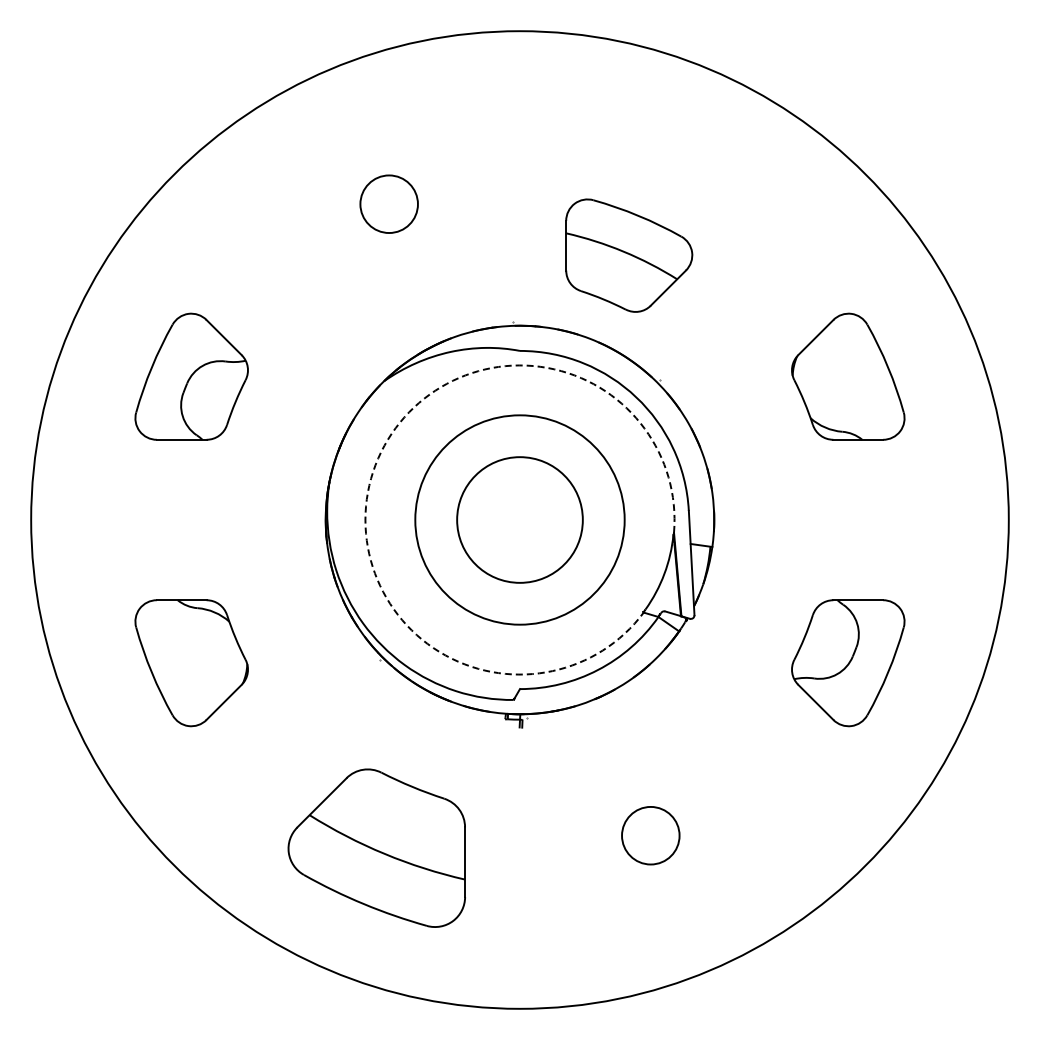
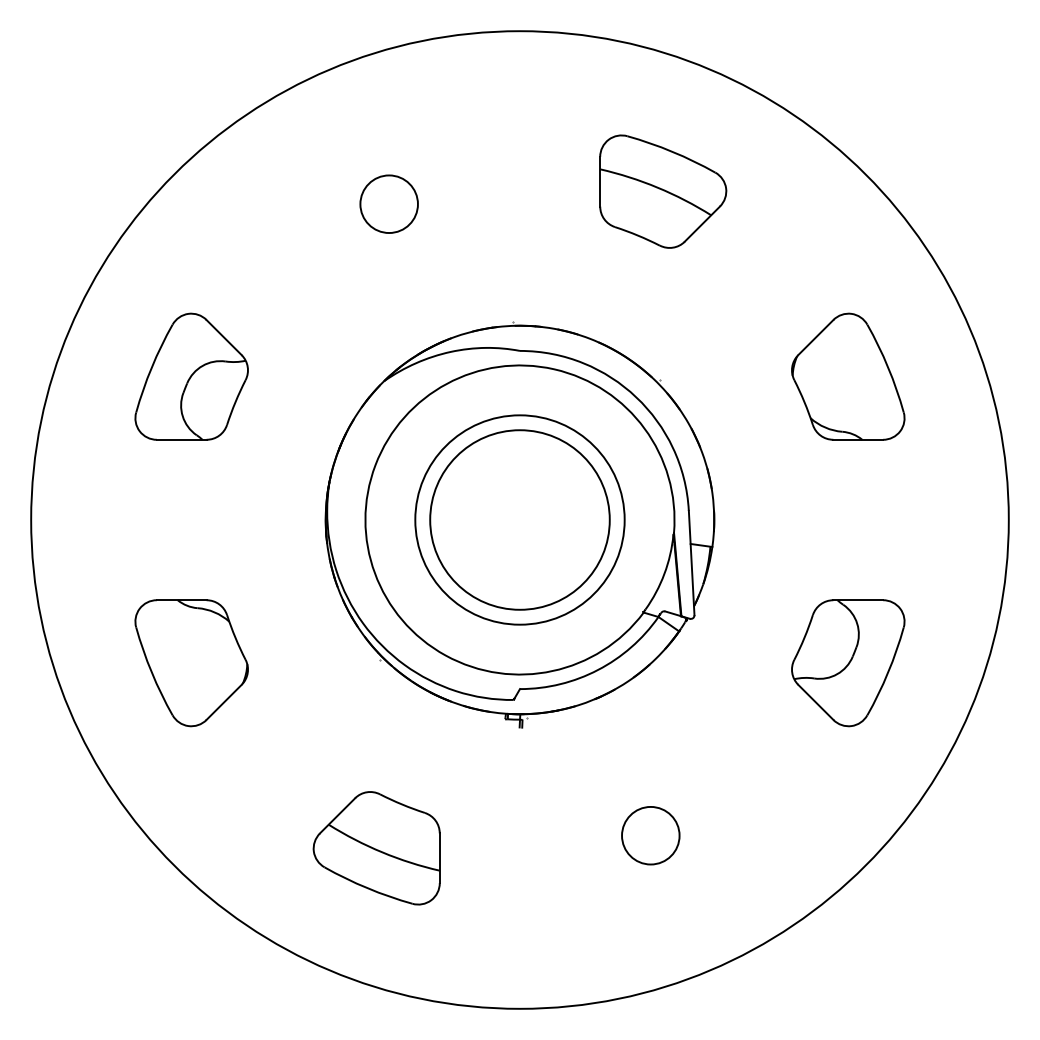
part position: (629, 255) -> (663, 191) (663, 191)
arc: dashed -> solid (375, 465)
circle diameter: 126 px -> 180 px (519, 519)
part size: 179x160 px -> 129x115 px (376, 848)
